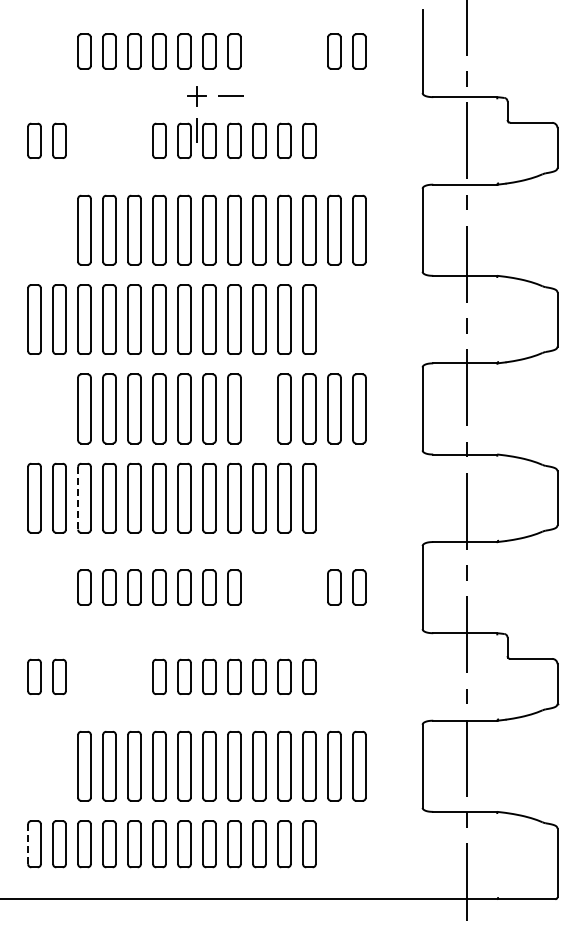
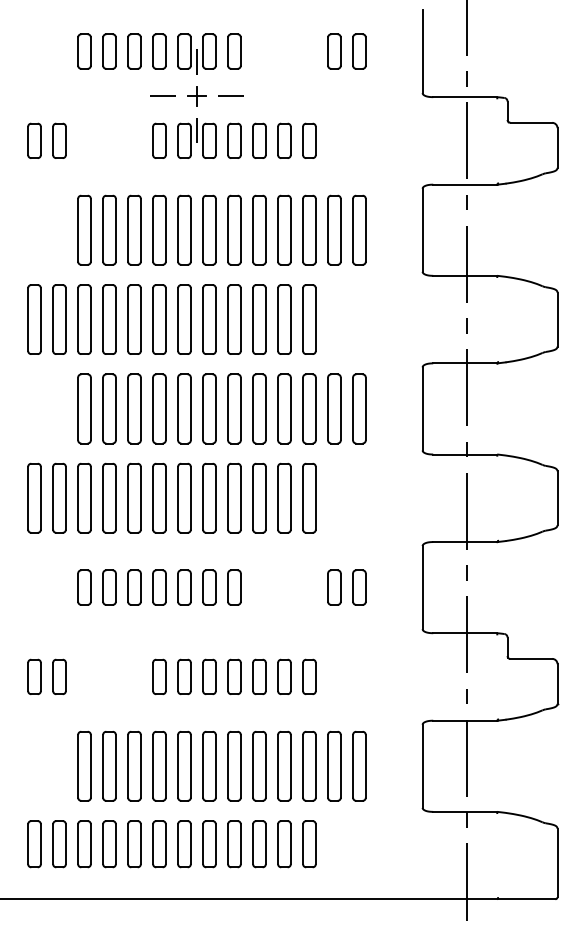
line: none -> present (196, 61)
line: none -> present (162, 96)
part: none -> present (259, 408)
line: dashed -> solid (78, 498)
line: dashed -> solid (28, 844)
